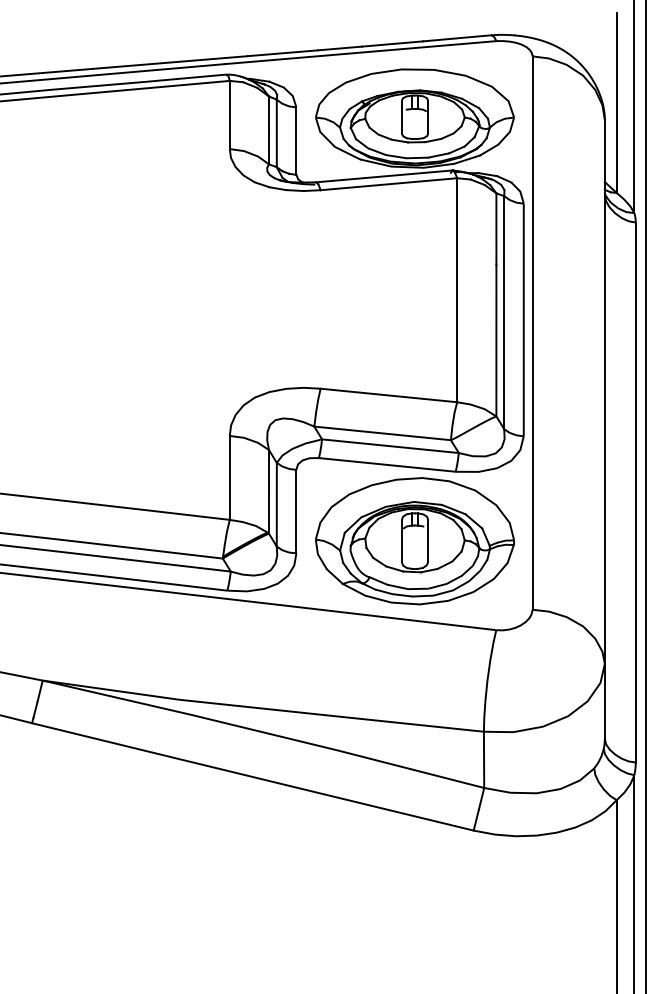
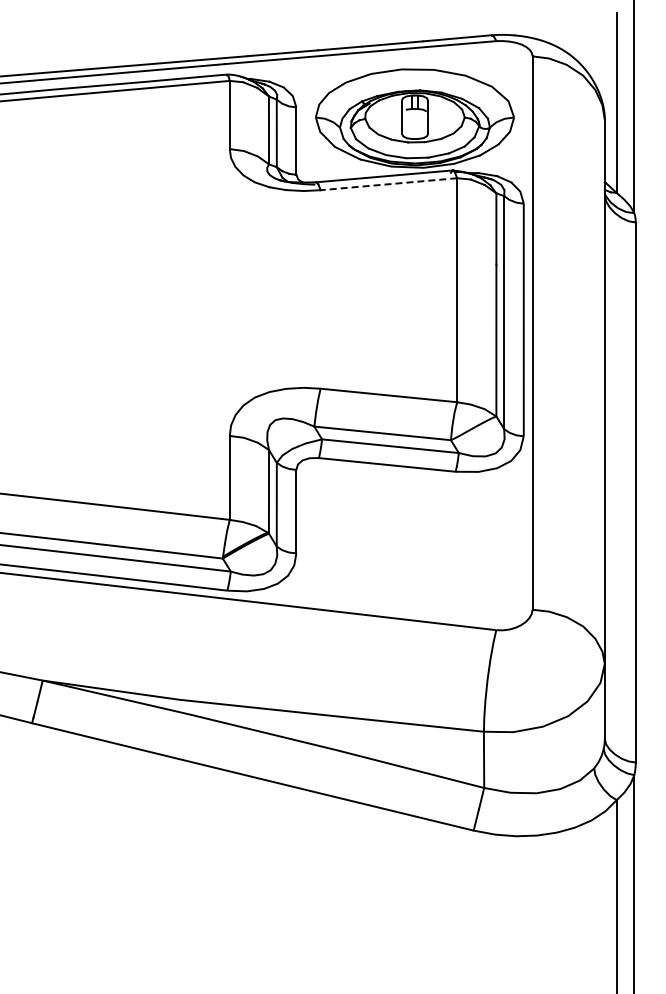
line: solid -> dashed (388, 184)
line: present -> none (646, 496)
part: present -> none (414, 541)
